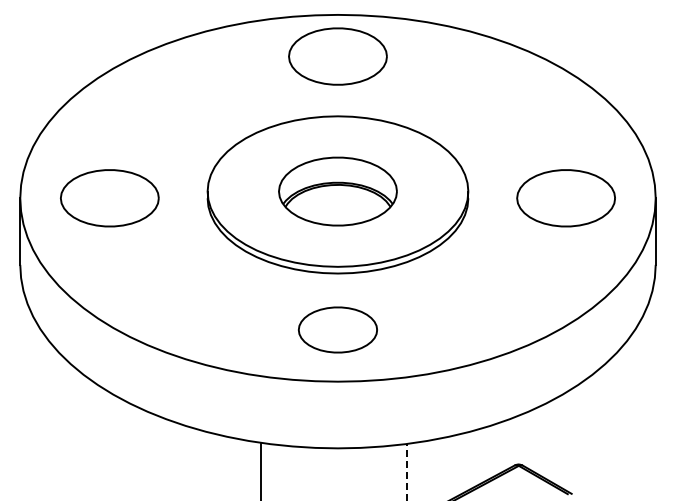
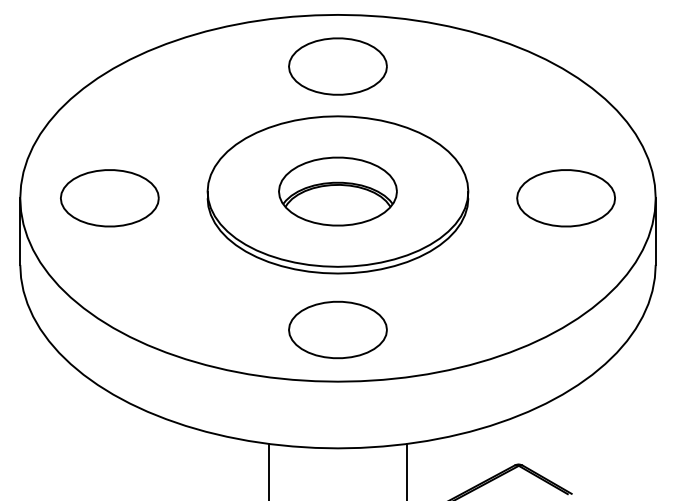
part position: (337, 56) -> (337, 66) (337, 66)
part size: 80x48 px -> 100x60 px (337, 329)
line position: (260, 470) -> (268, 470) (268, 470)
line: dashed -> solid (407, 471)
